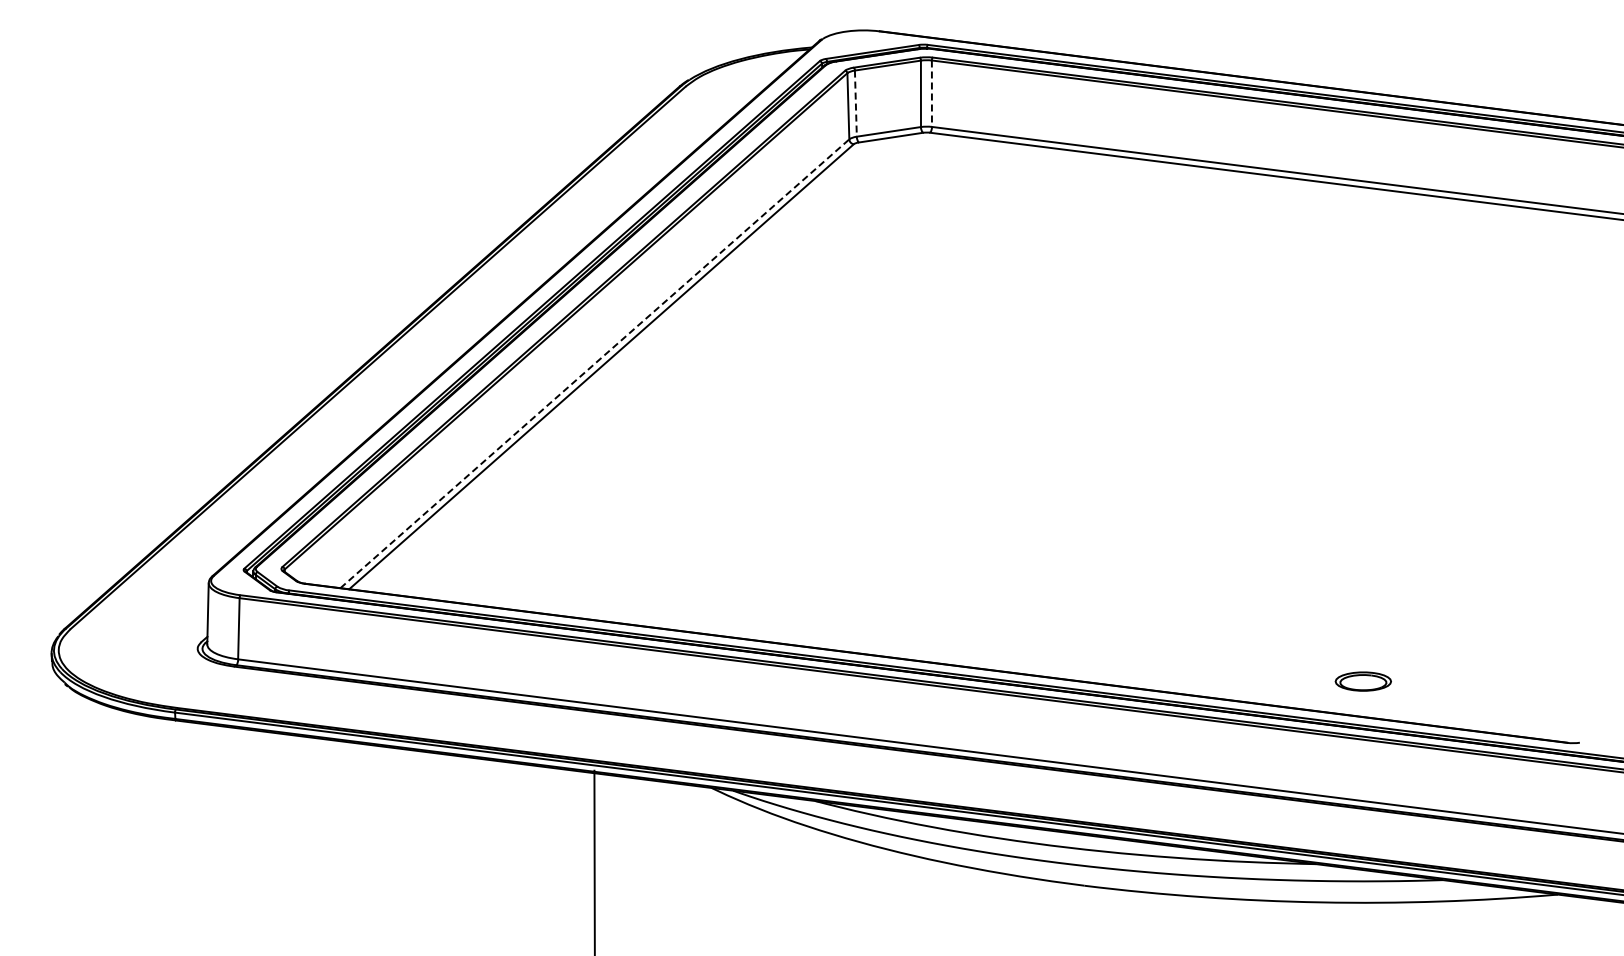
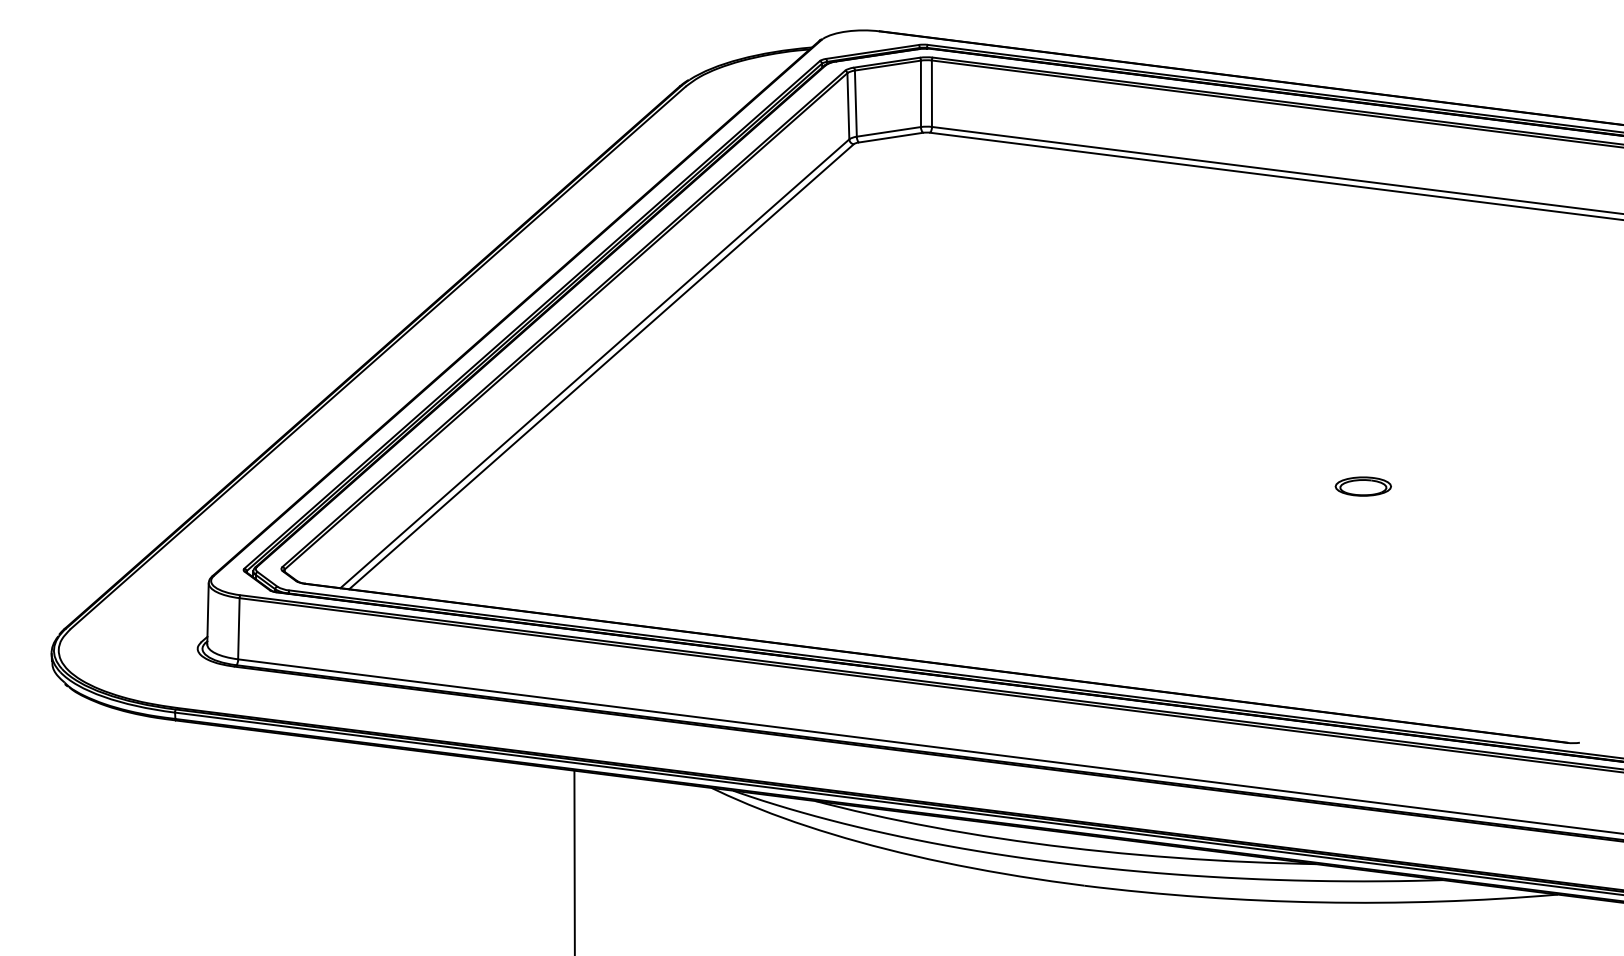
line: dashed -> solid (931, 94)
line: dashed -> solid (855, 104)
line: dashed -> solid (595, 363)
part position: (1362, 681) -> (1362, 486) (1362, 486)
line position: (594, 861) -> (574, 861) (574, 861)
